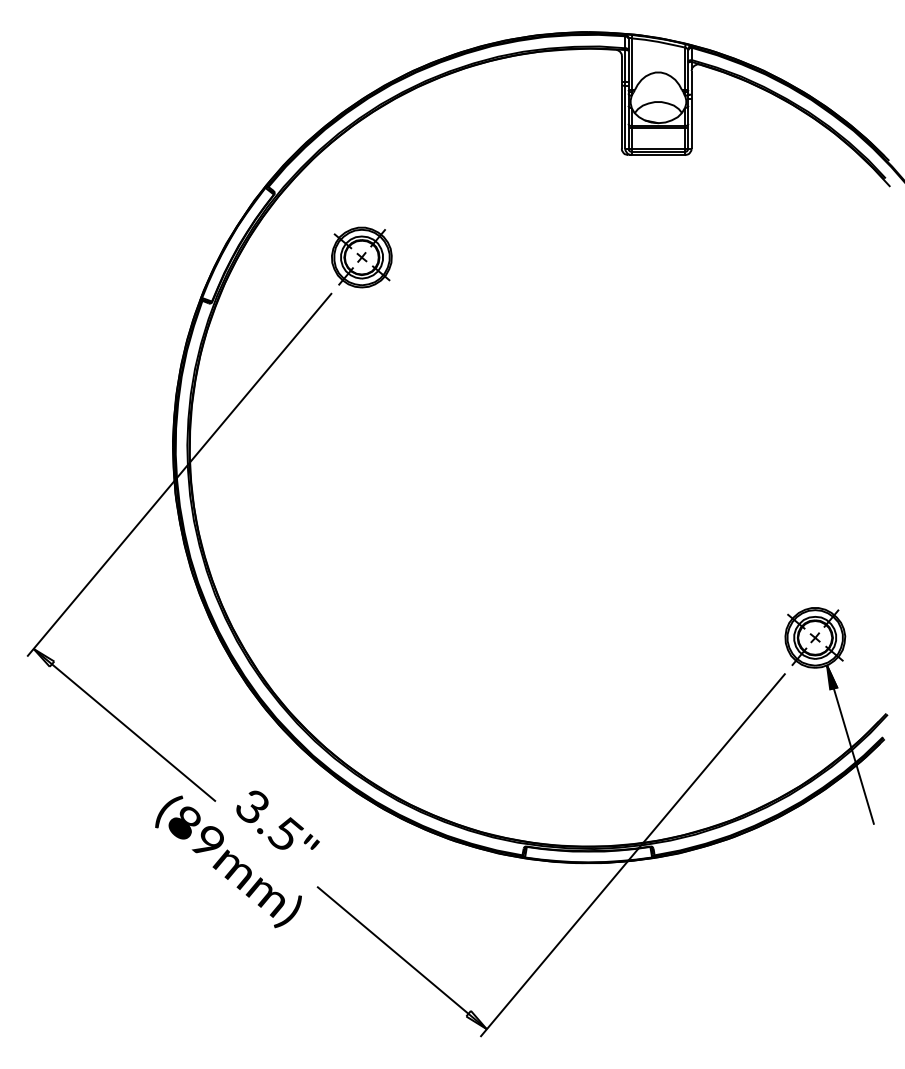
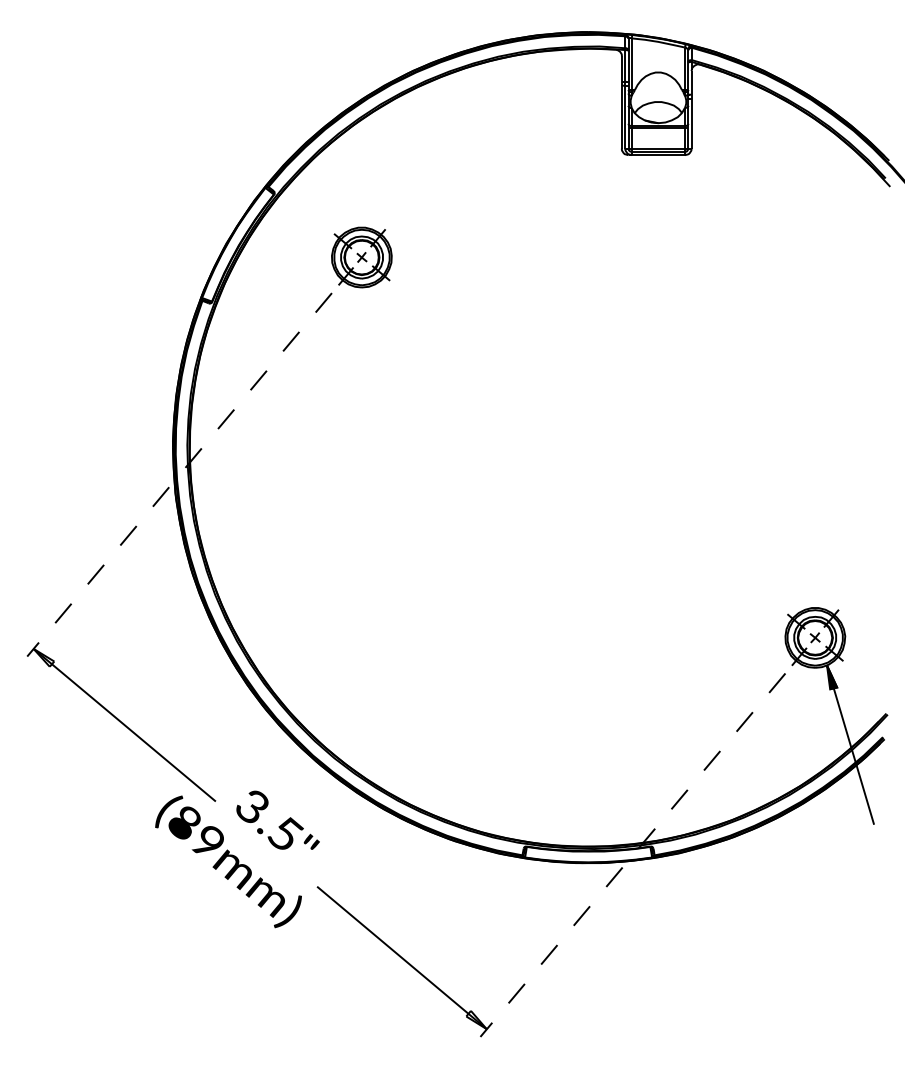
line: solid -> dashed (179, 475)
line: solid -> dashed (632, 855)
